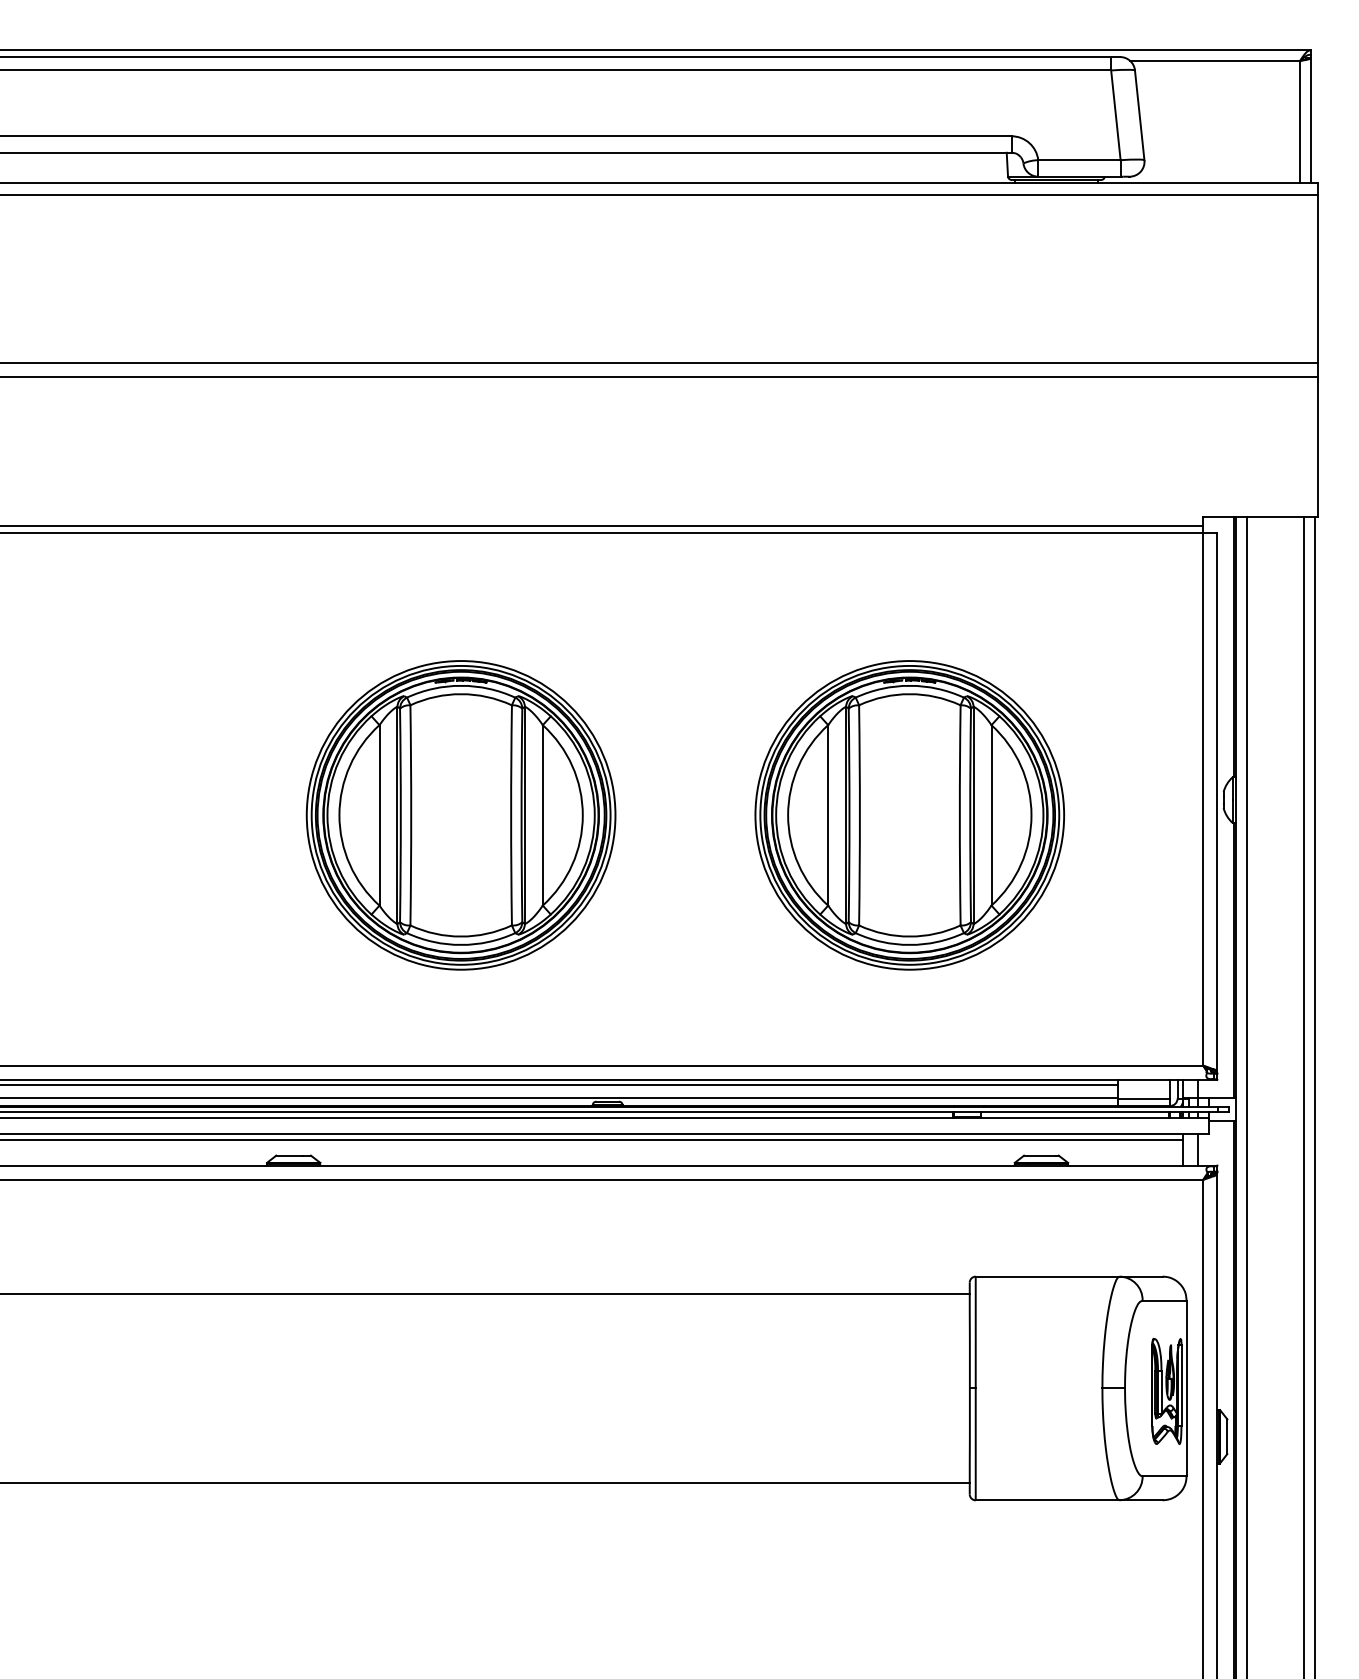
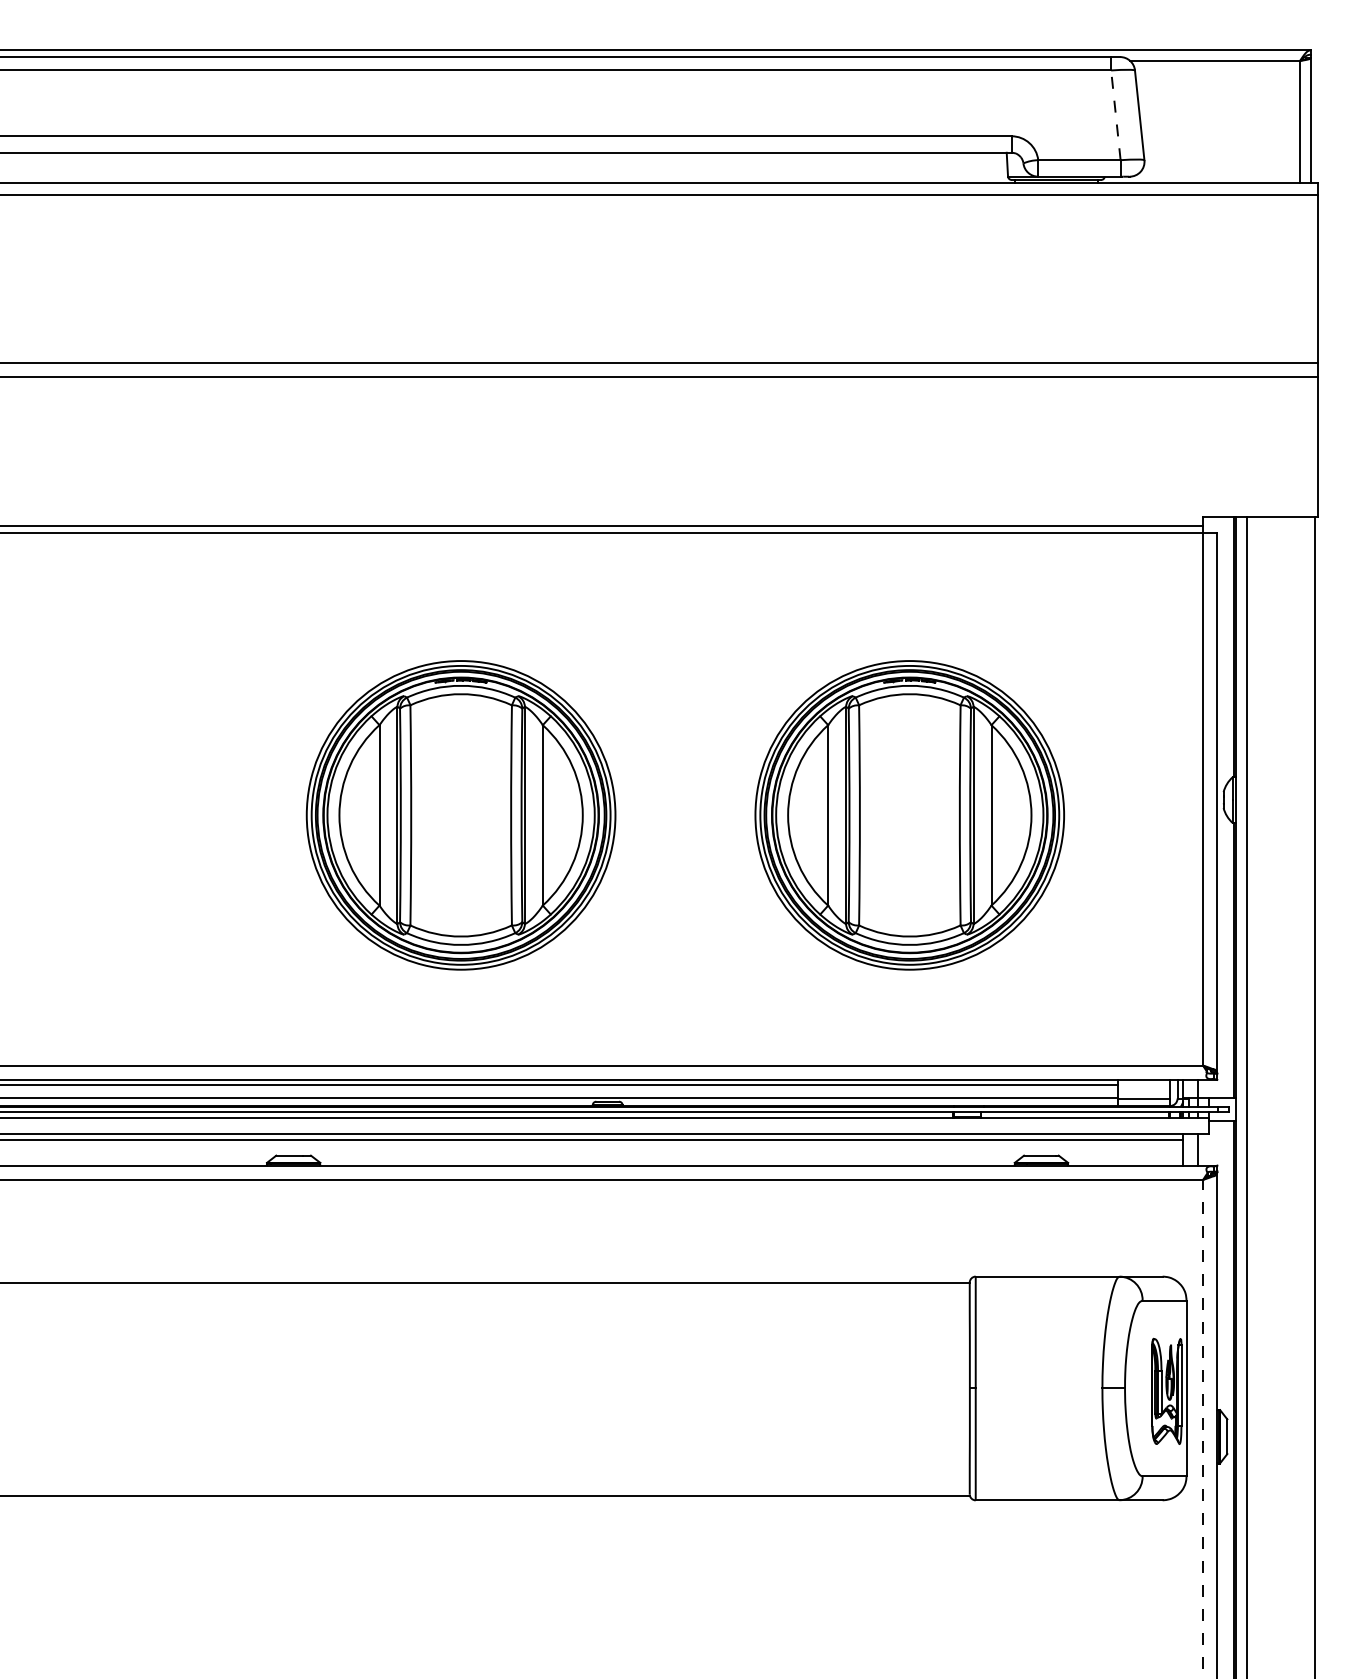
line: solid -> dashed (1115, 114)
line: present -> none (1303, 1096)
line position: (485, 1294) -> (485, 1283) (485, 1283)
line: solid -> dashed (1203, 1428)
line position: (485, 1482) -> (485, 1495) (485, 1495)
